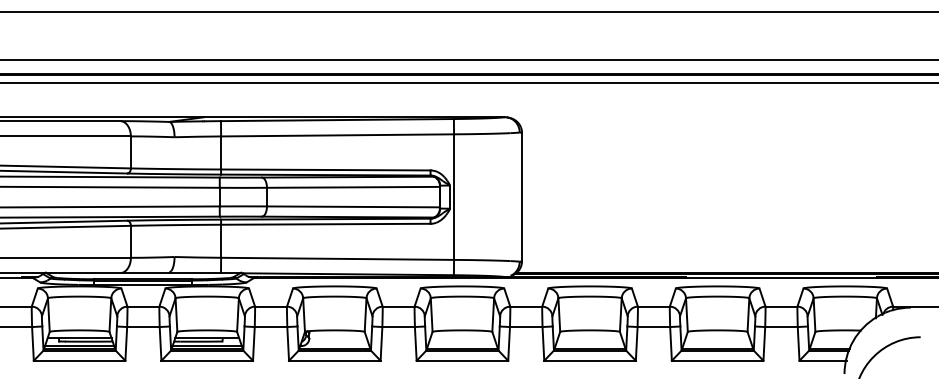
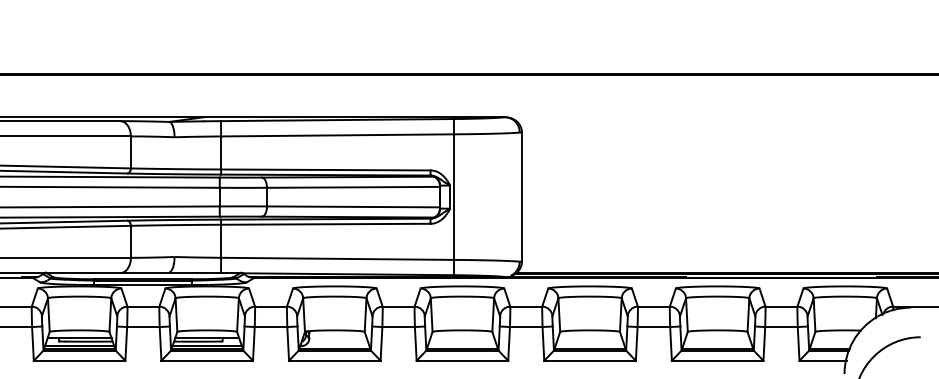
line: present -> none (468, 11)
line: present -> none (468, 60)
line: present -> none (468, 83)
